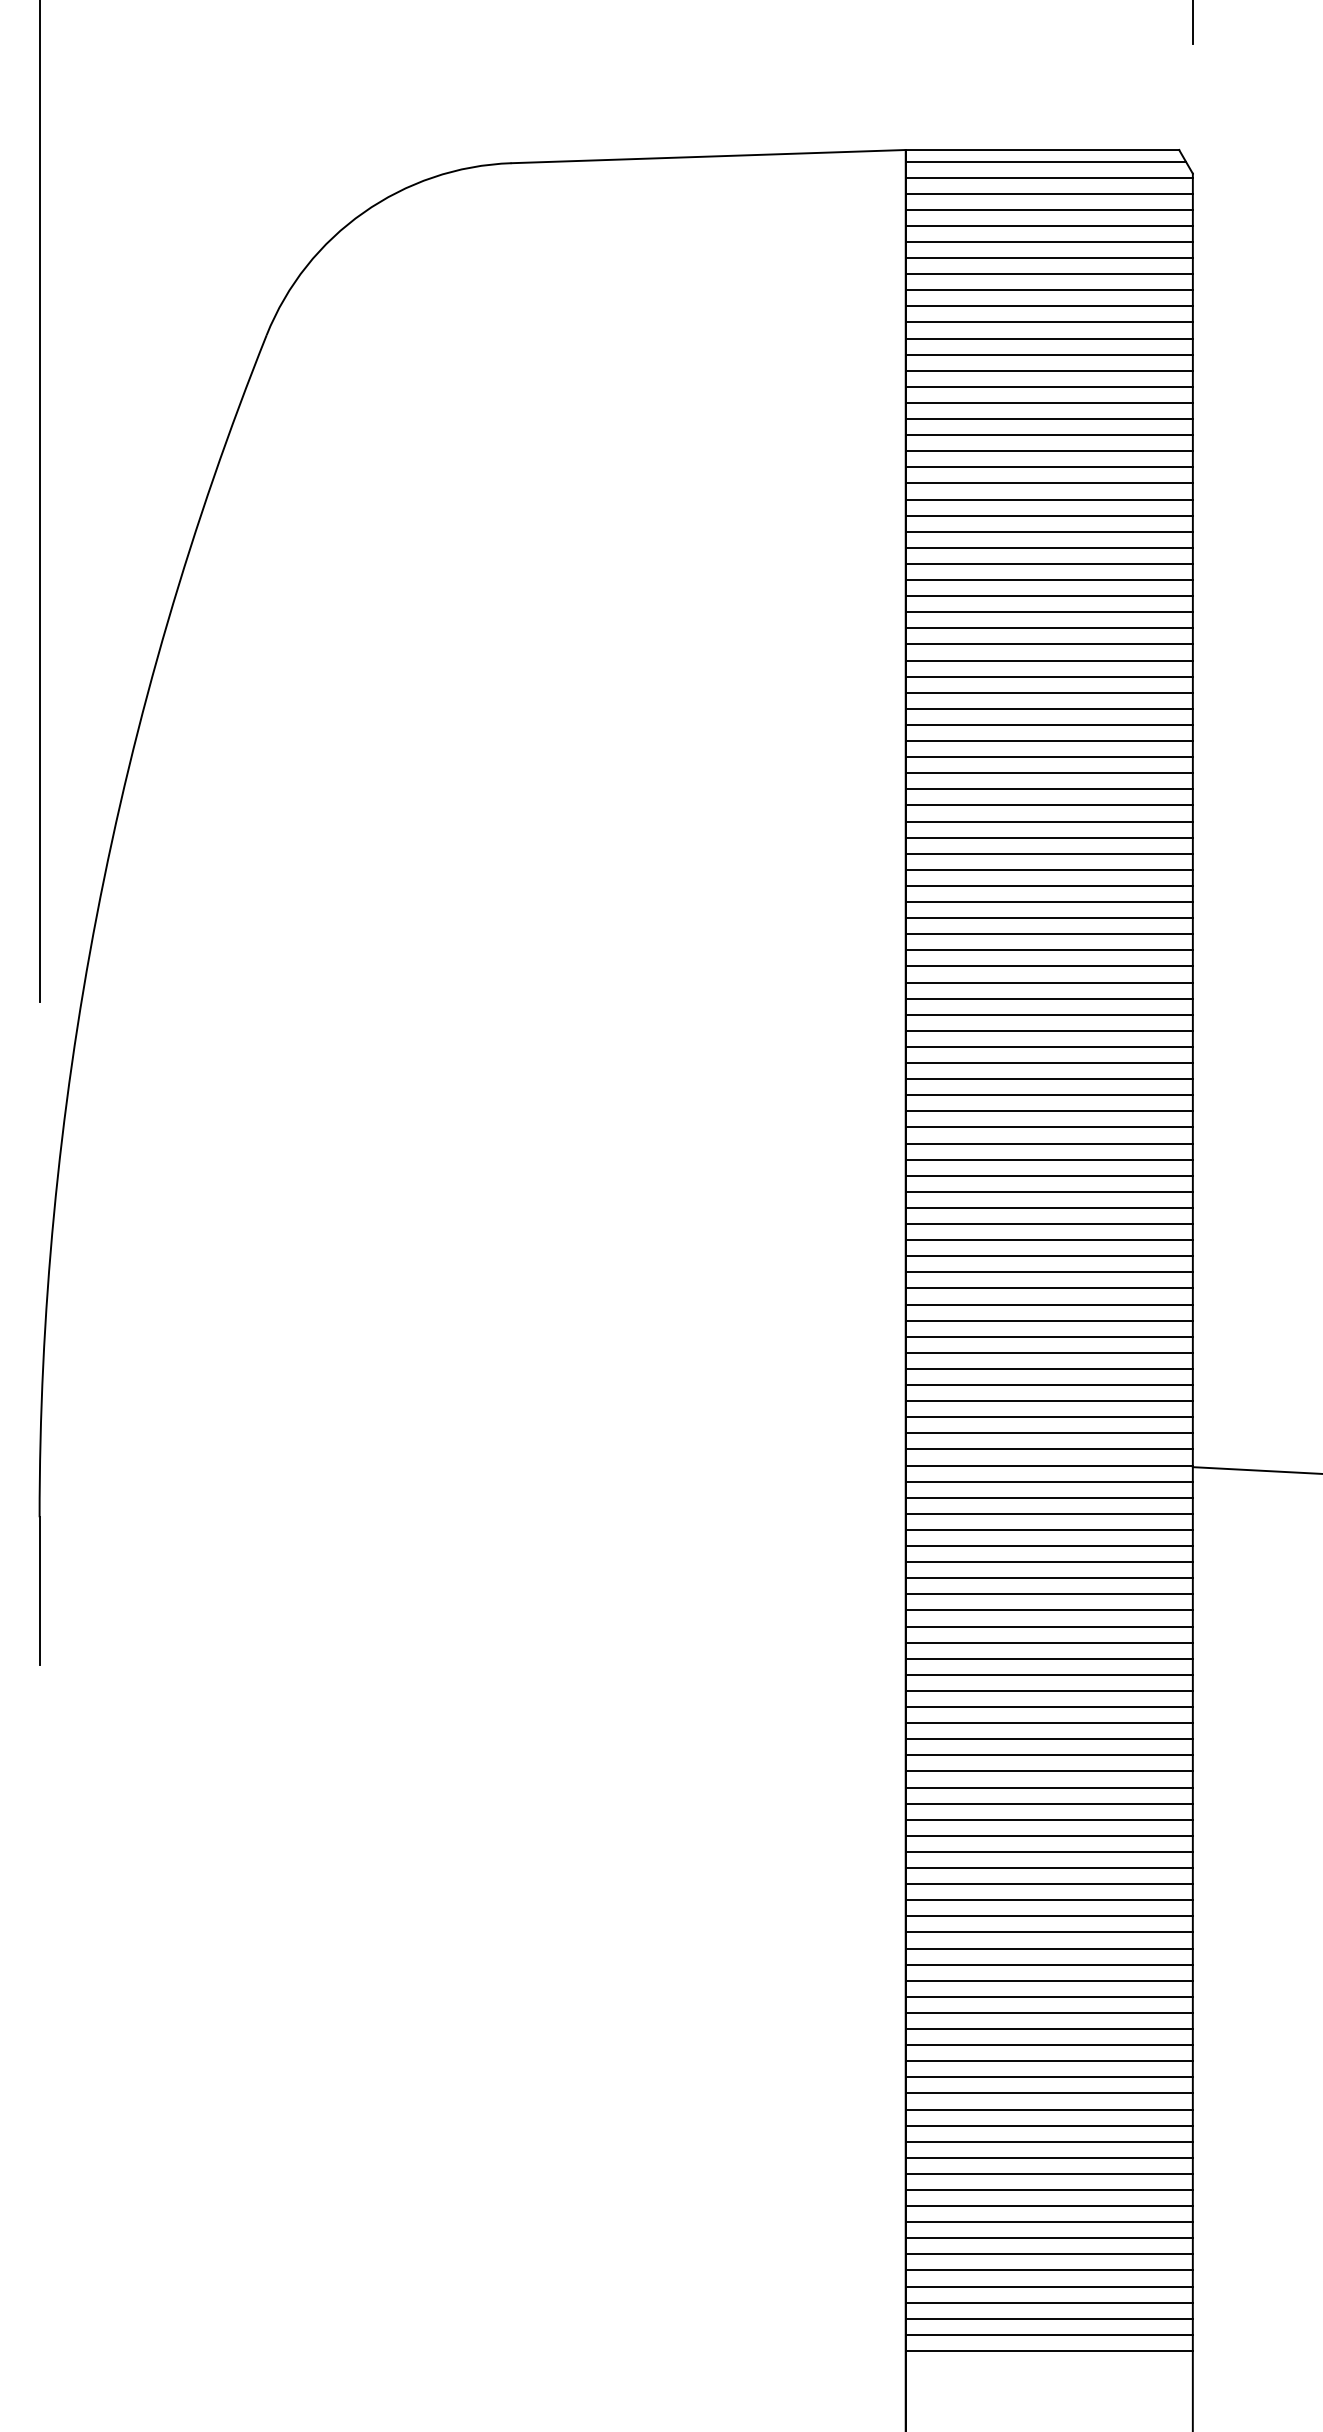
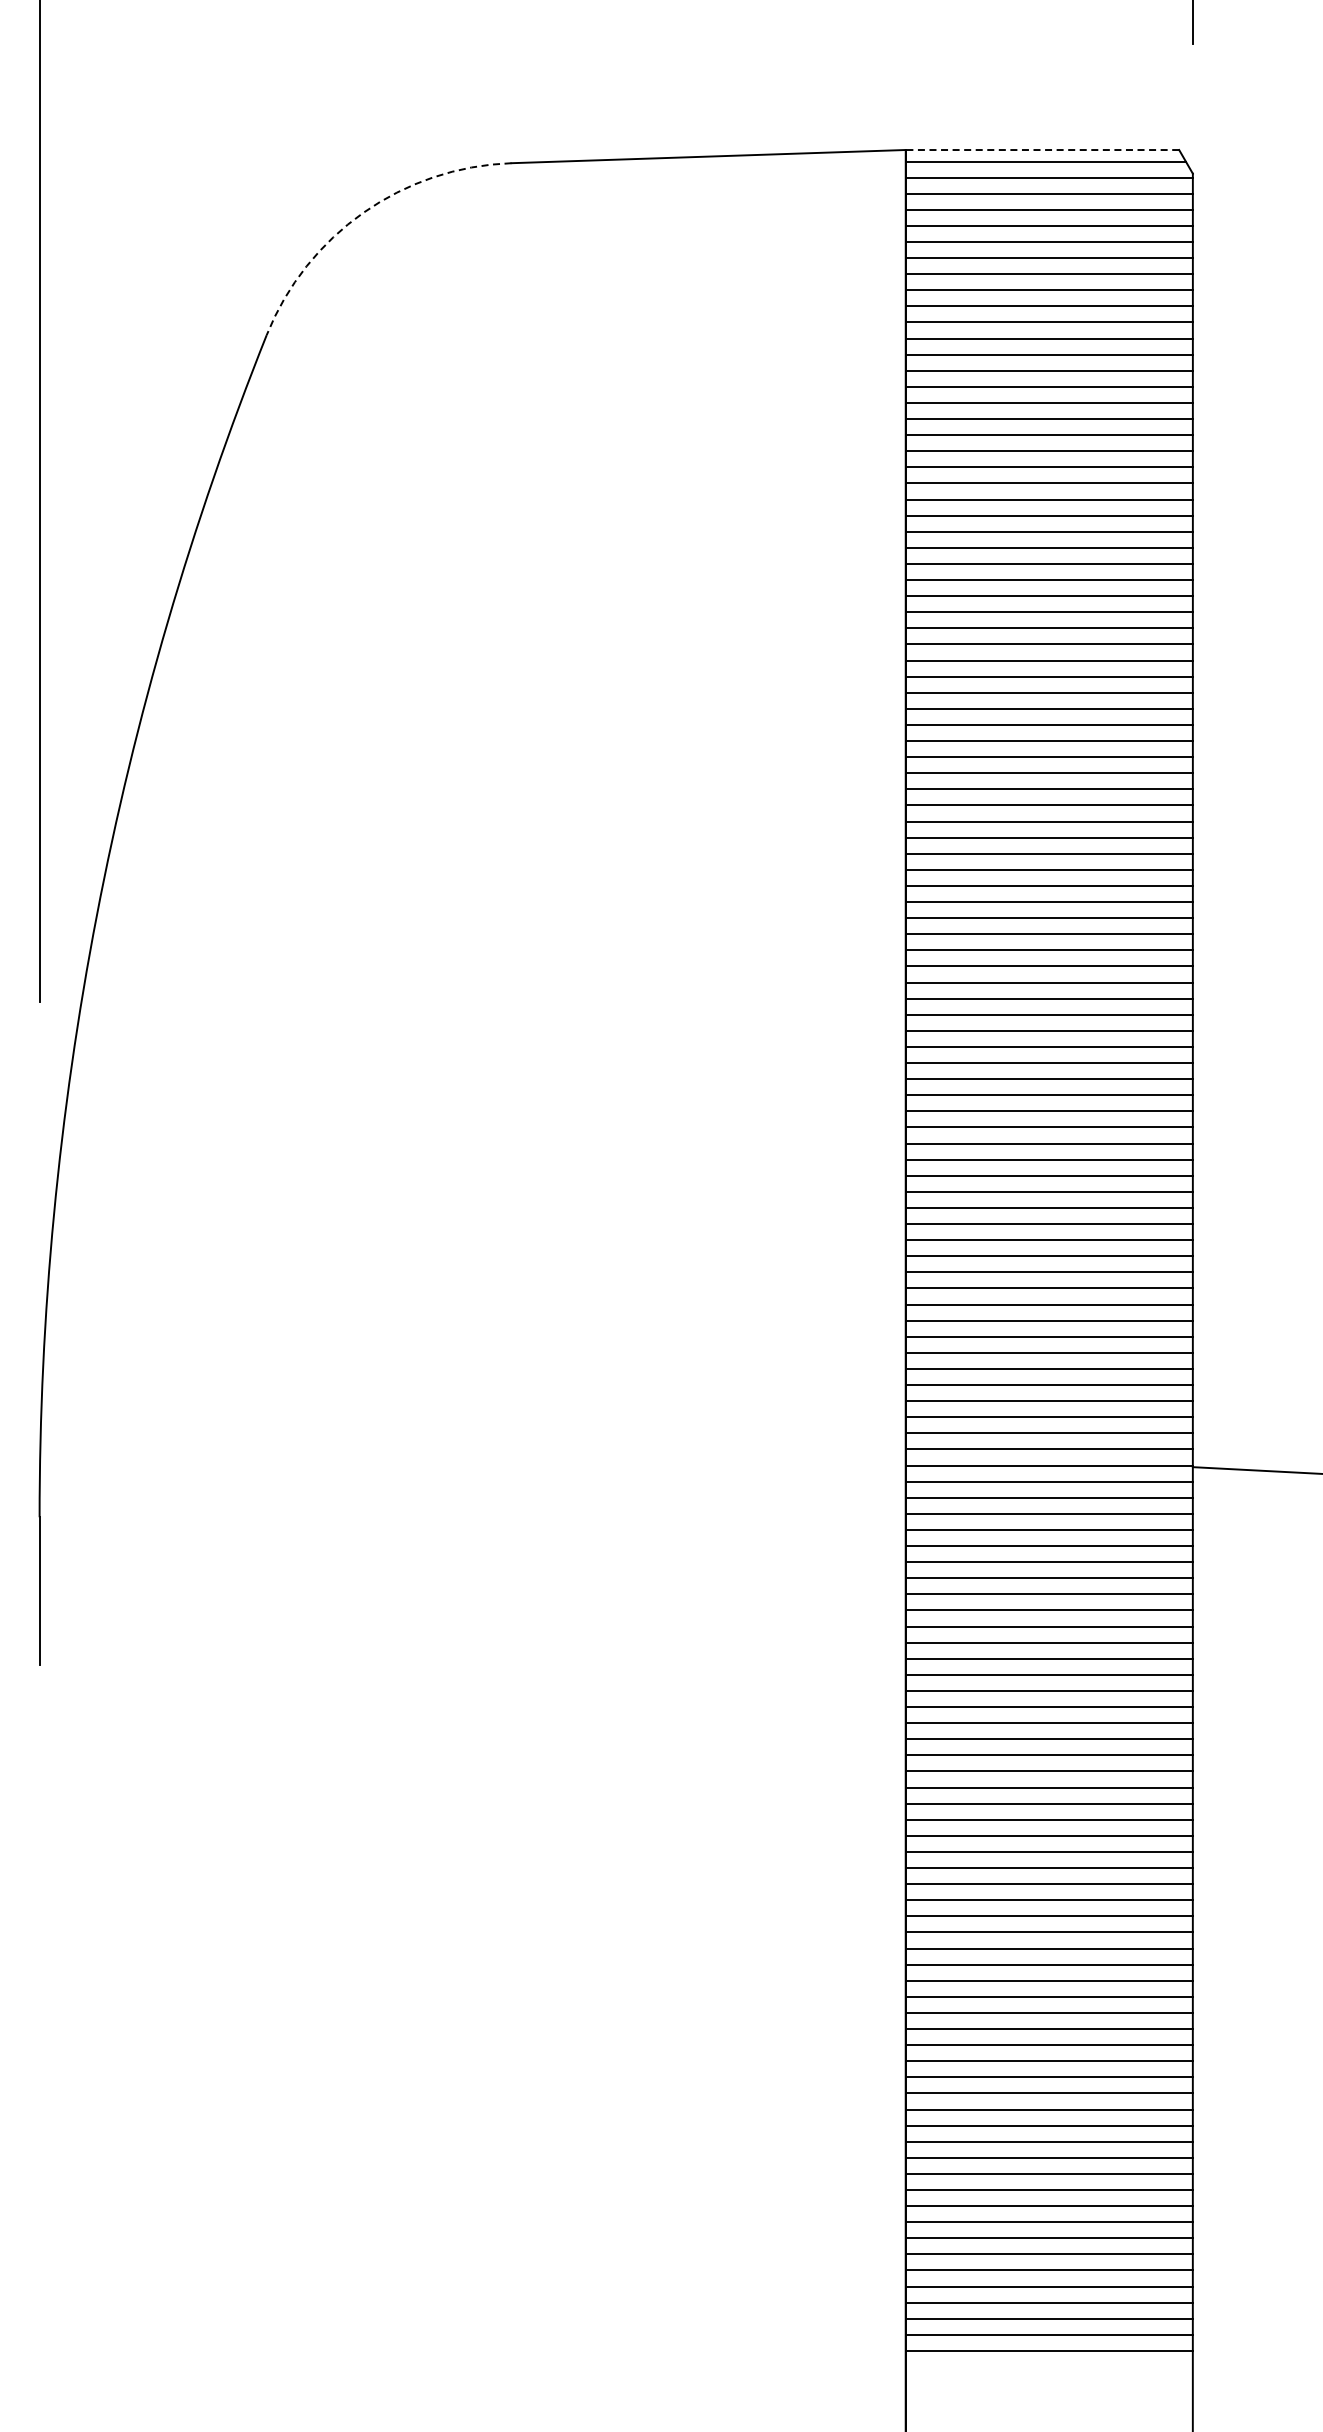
line: solid -> dashed (1042, 150)
arc: solid -> dashed (363, 212)
